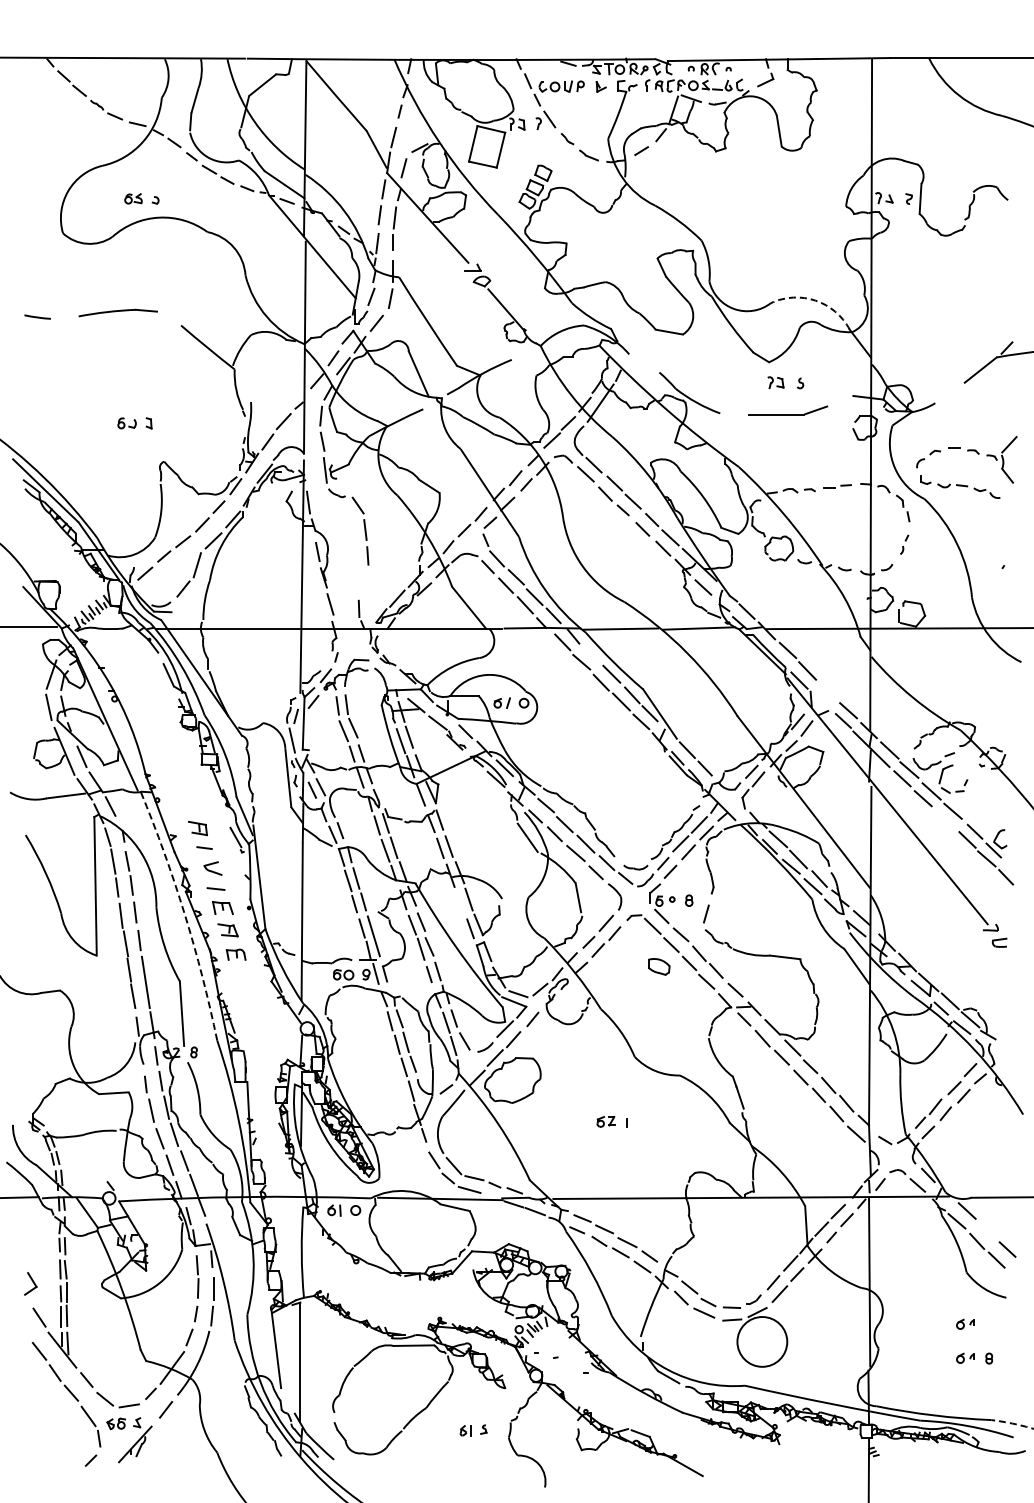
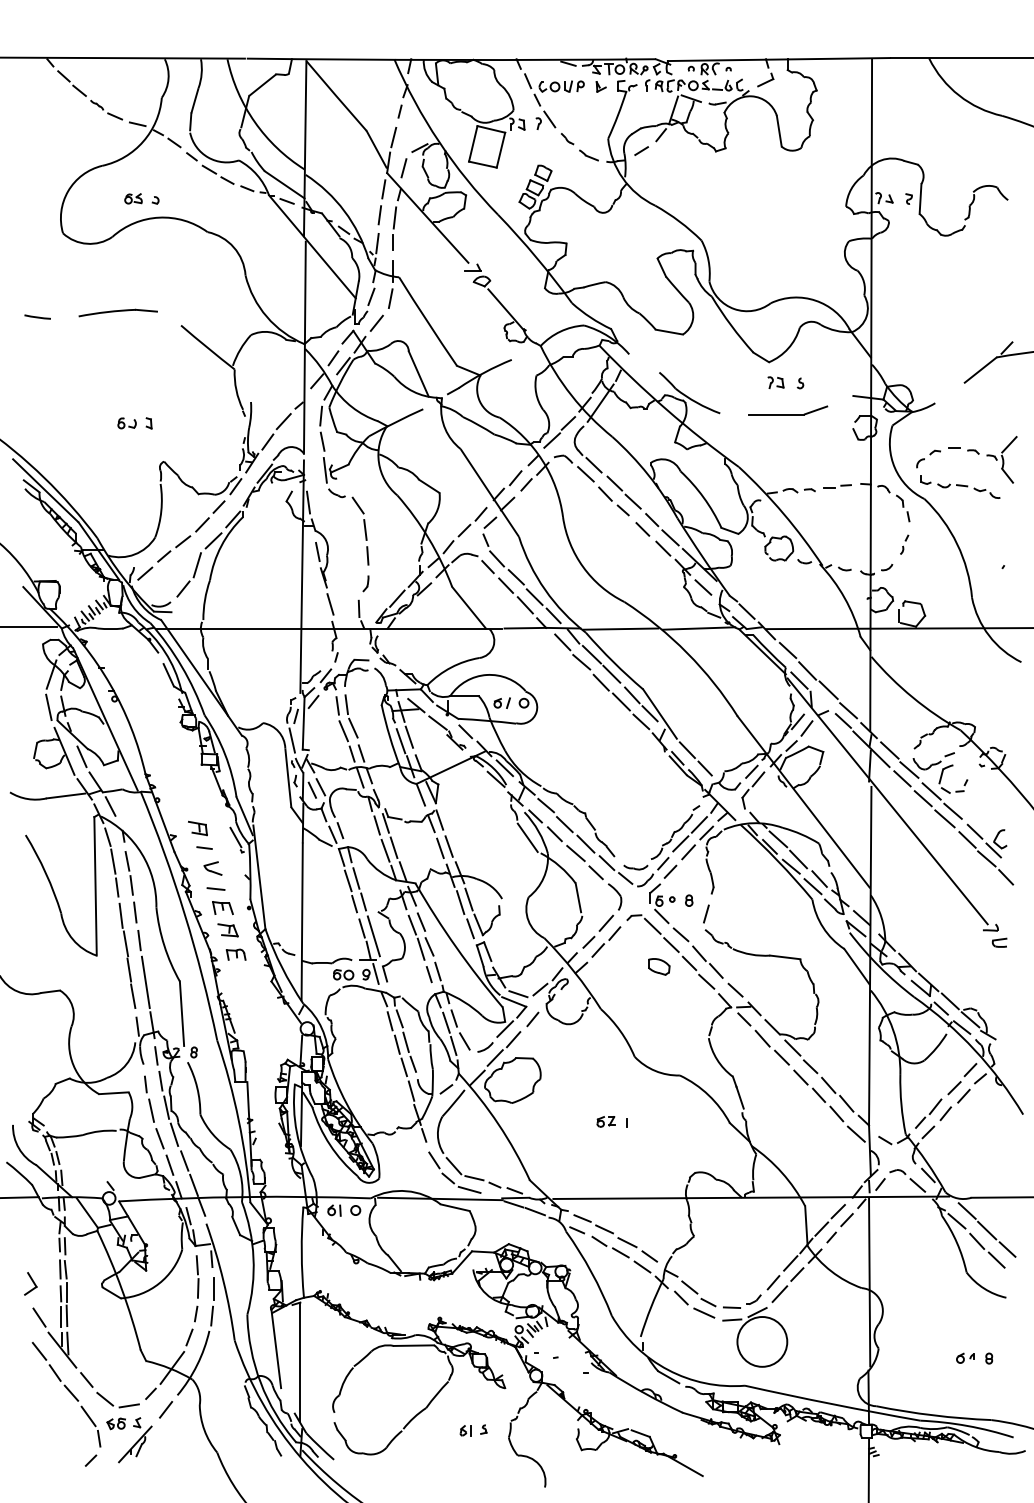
arc: dashed -> solid (815, 300)
part: none -> present (365, 583)
line: none -> present (591, 654)
line: none -> present (828, 689)
line: none -> present (944, 818)
line: none -> present (460, 902)
arc: dashed -> solid (184, 914)
line: none -> present (987, 1230)
part: present -> none (965, 1323)
arc: dashed -> solid (1012, 1423)
